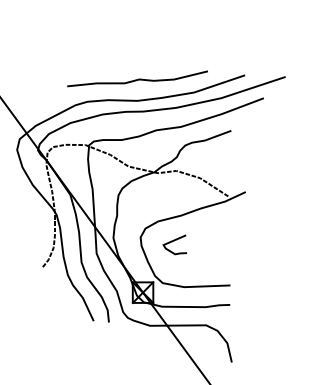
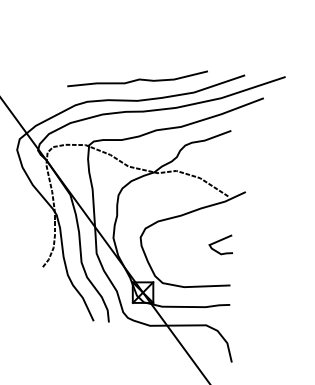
curve position: (172, 242) -> (218, 242) (218, 242)
